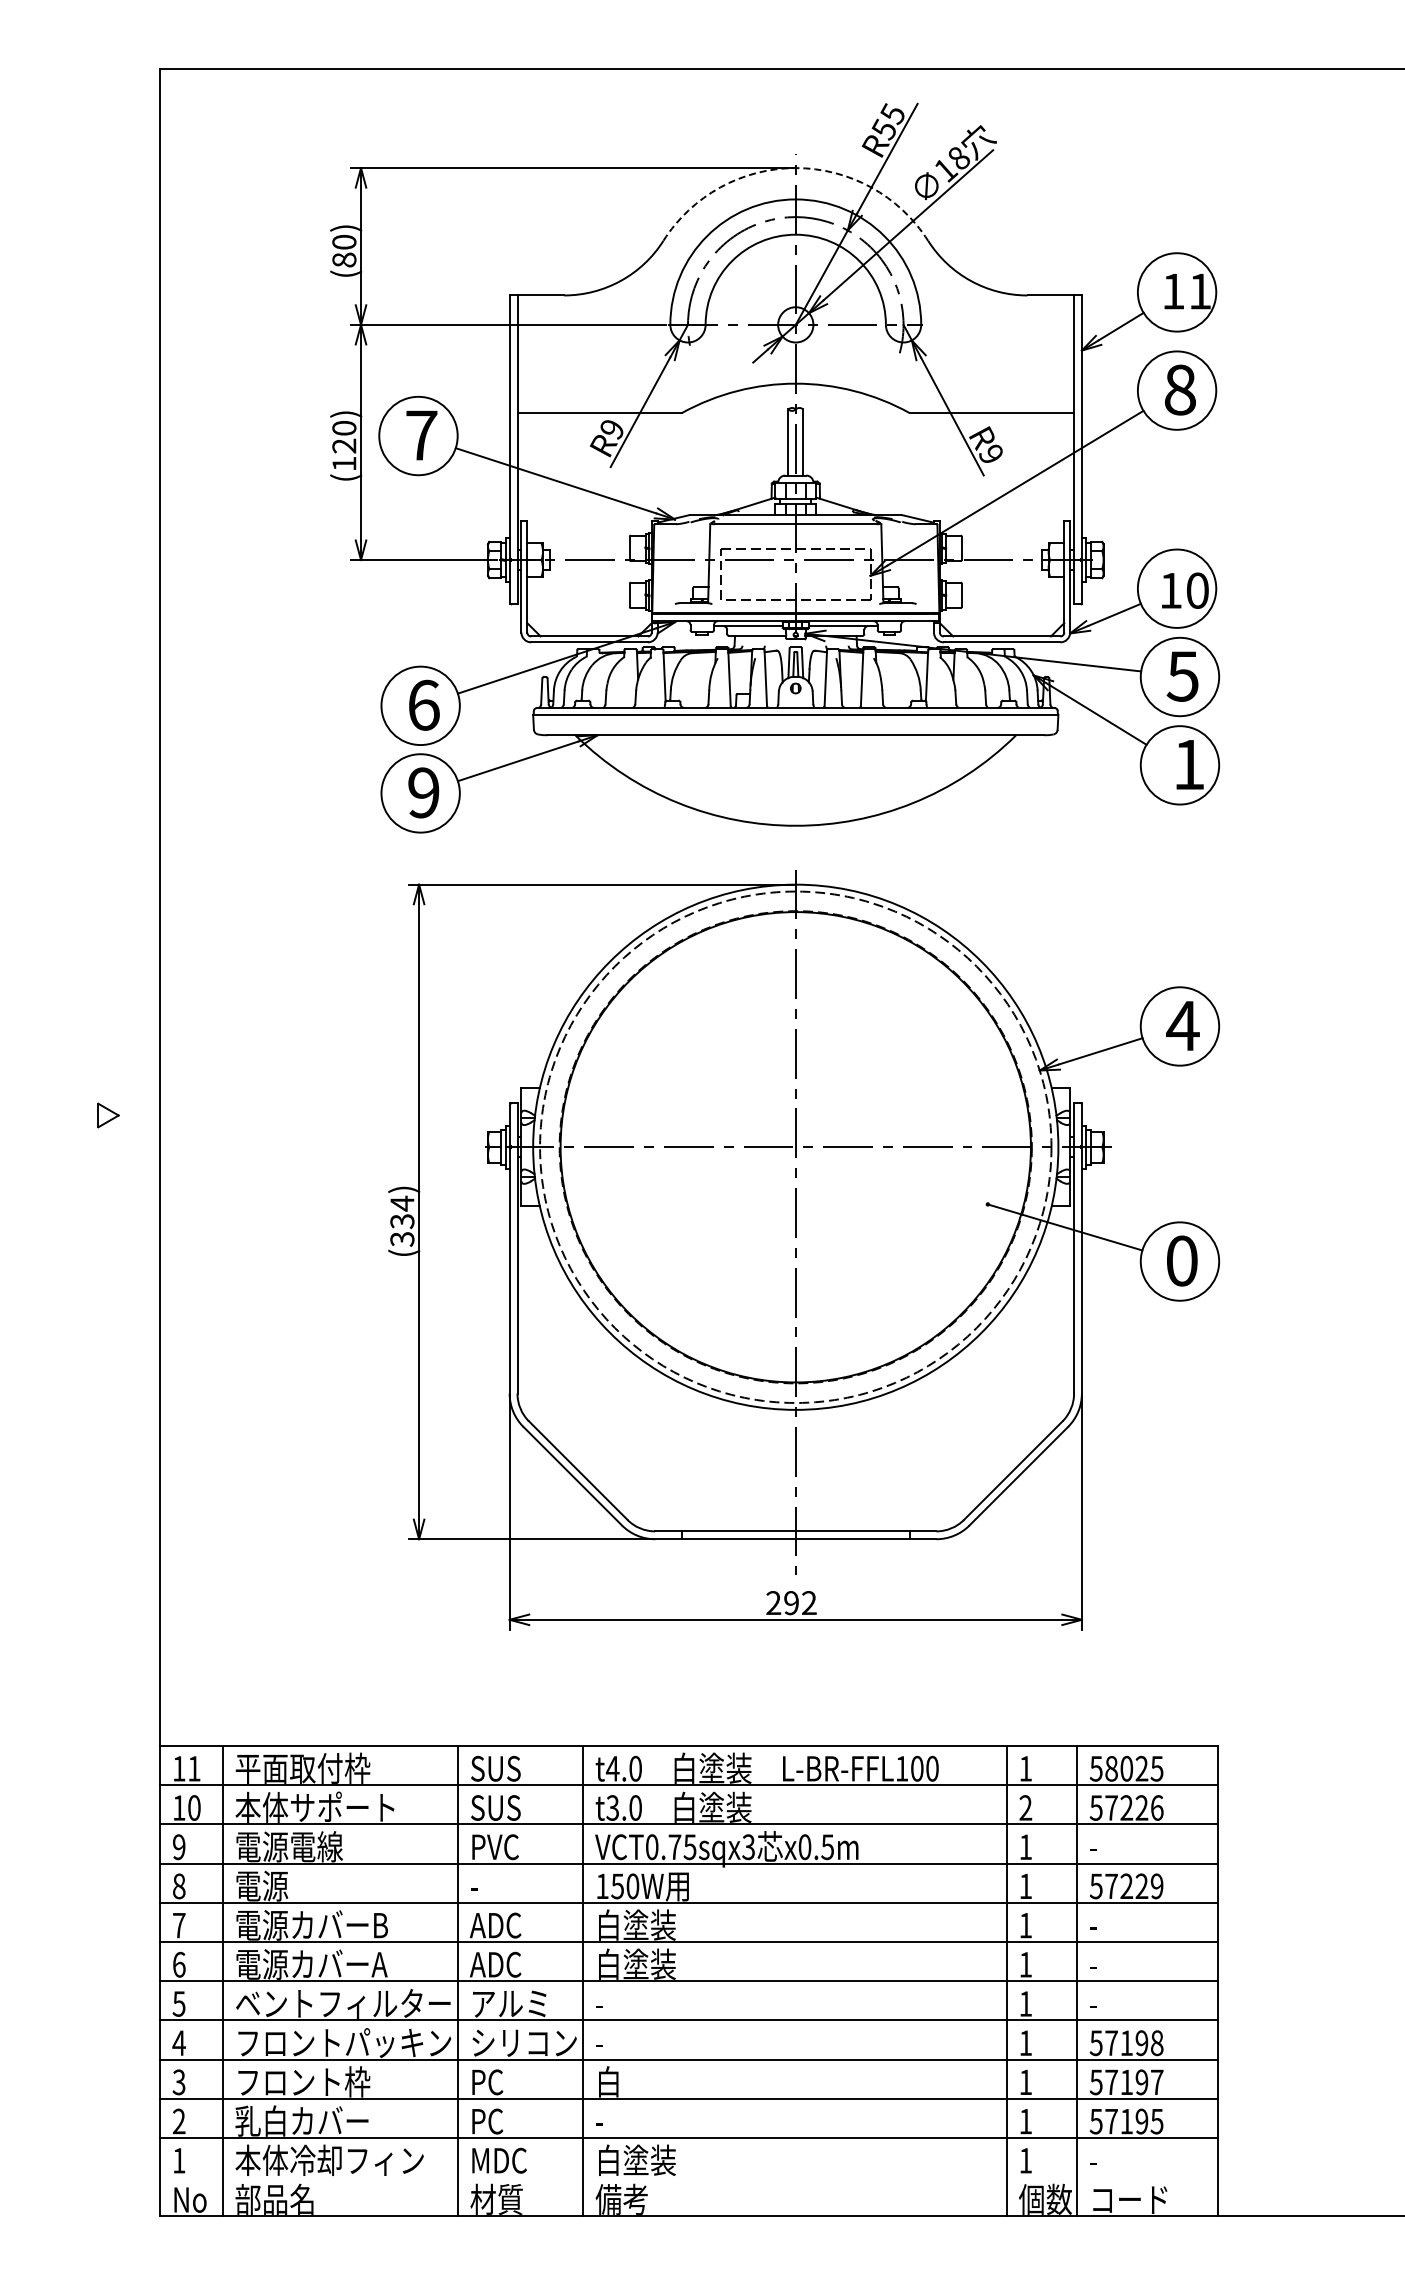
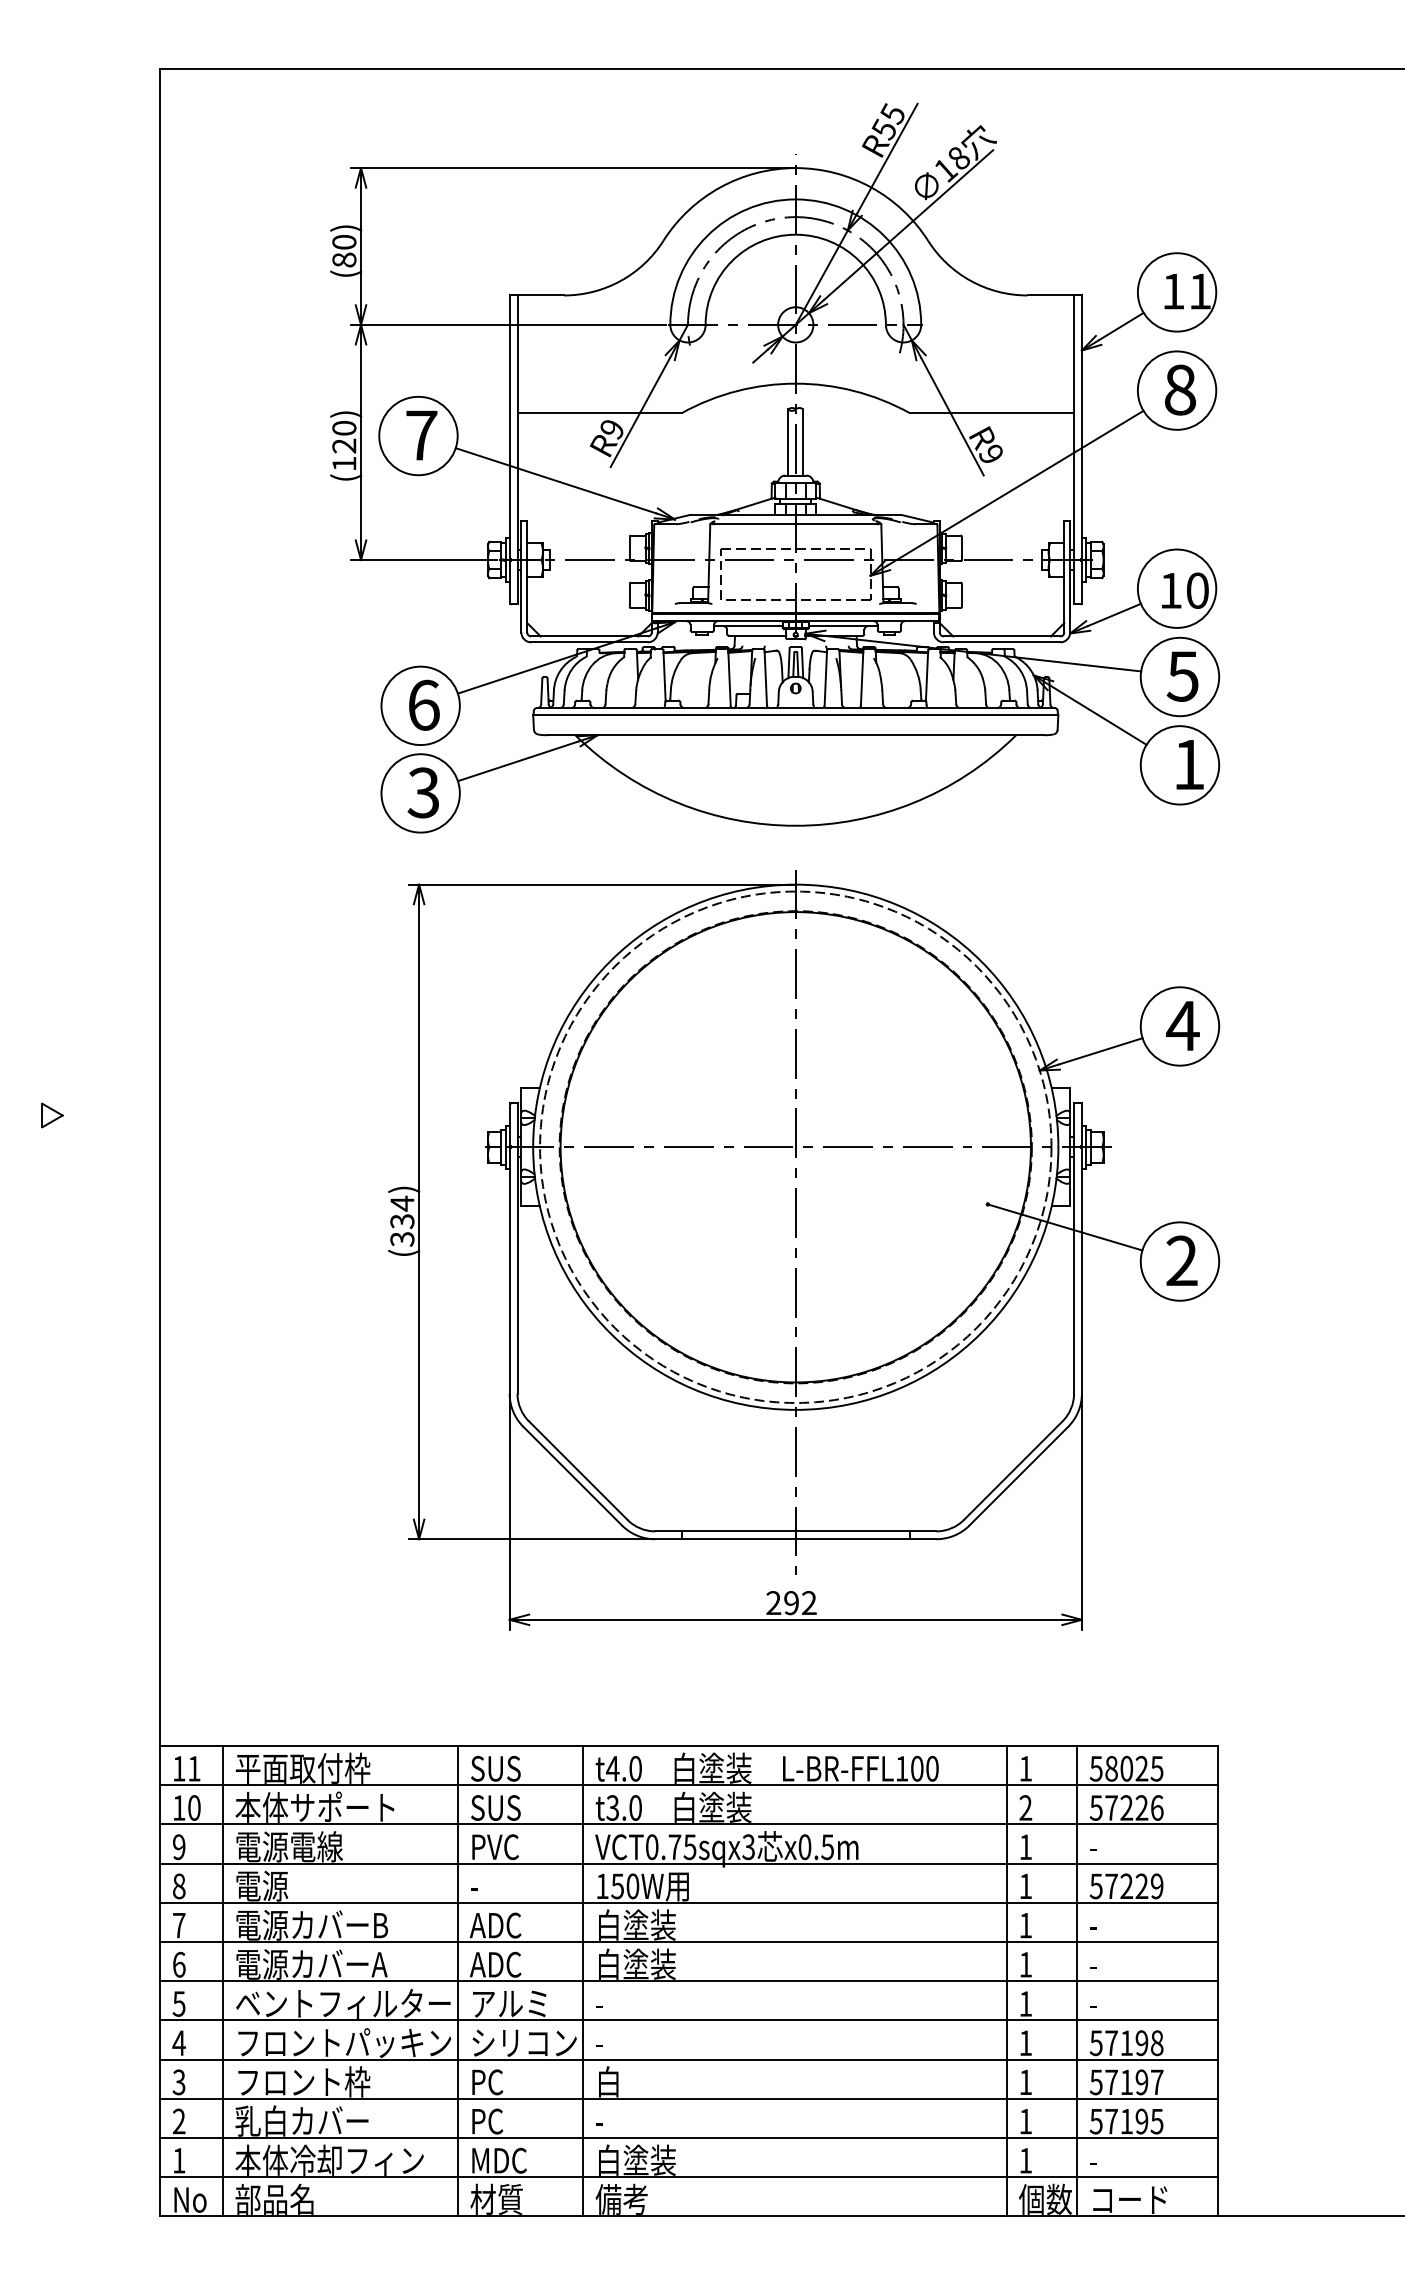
arc: dashed -> solid (795, 168)
text: 9 -> 3 (423, 792)
part position: (108, 1115) -> (52, 1115) (52, 1115)
text: 0 -> 2 (1181, 1260)
line: none -> present (688, 2177)
